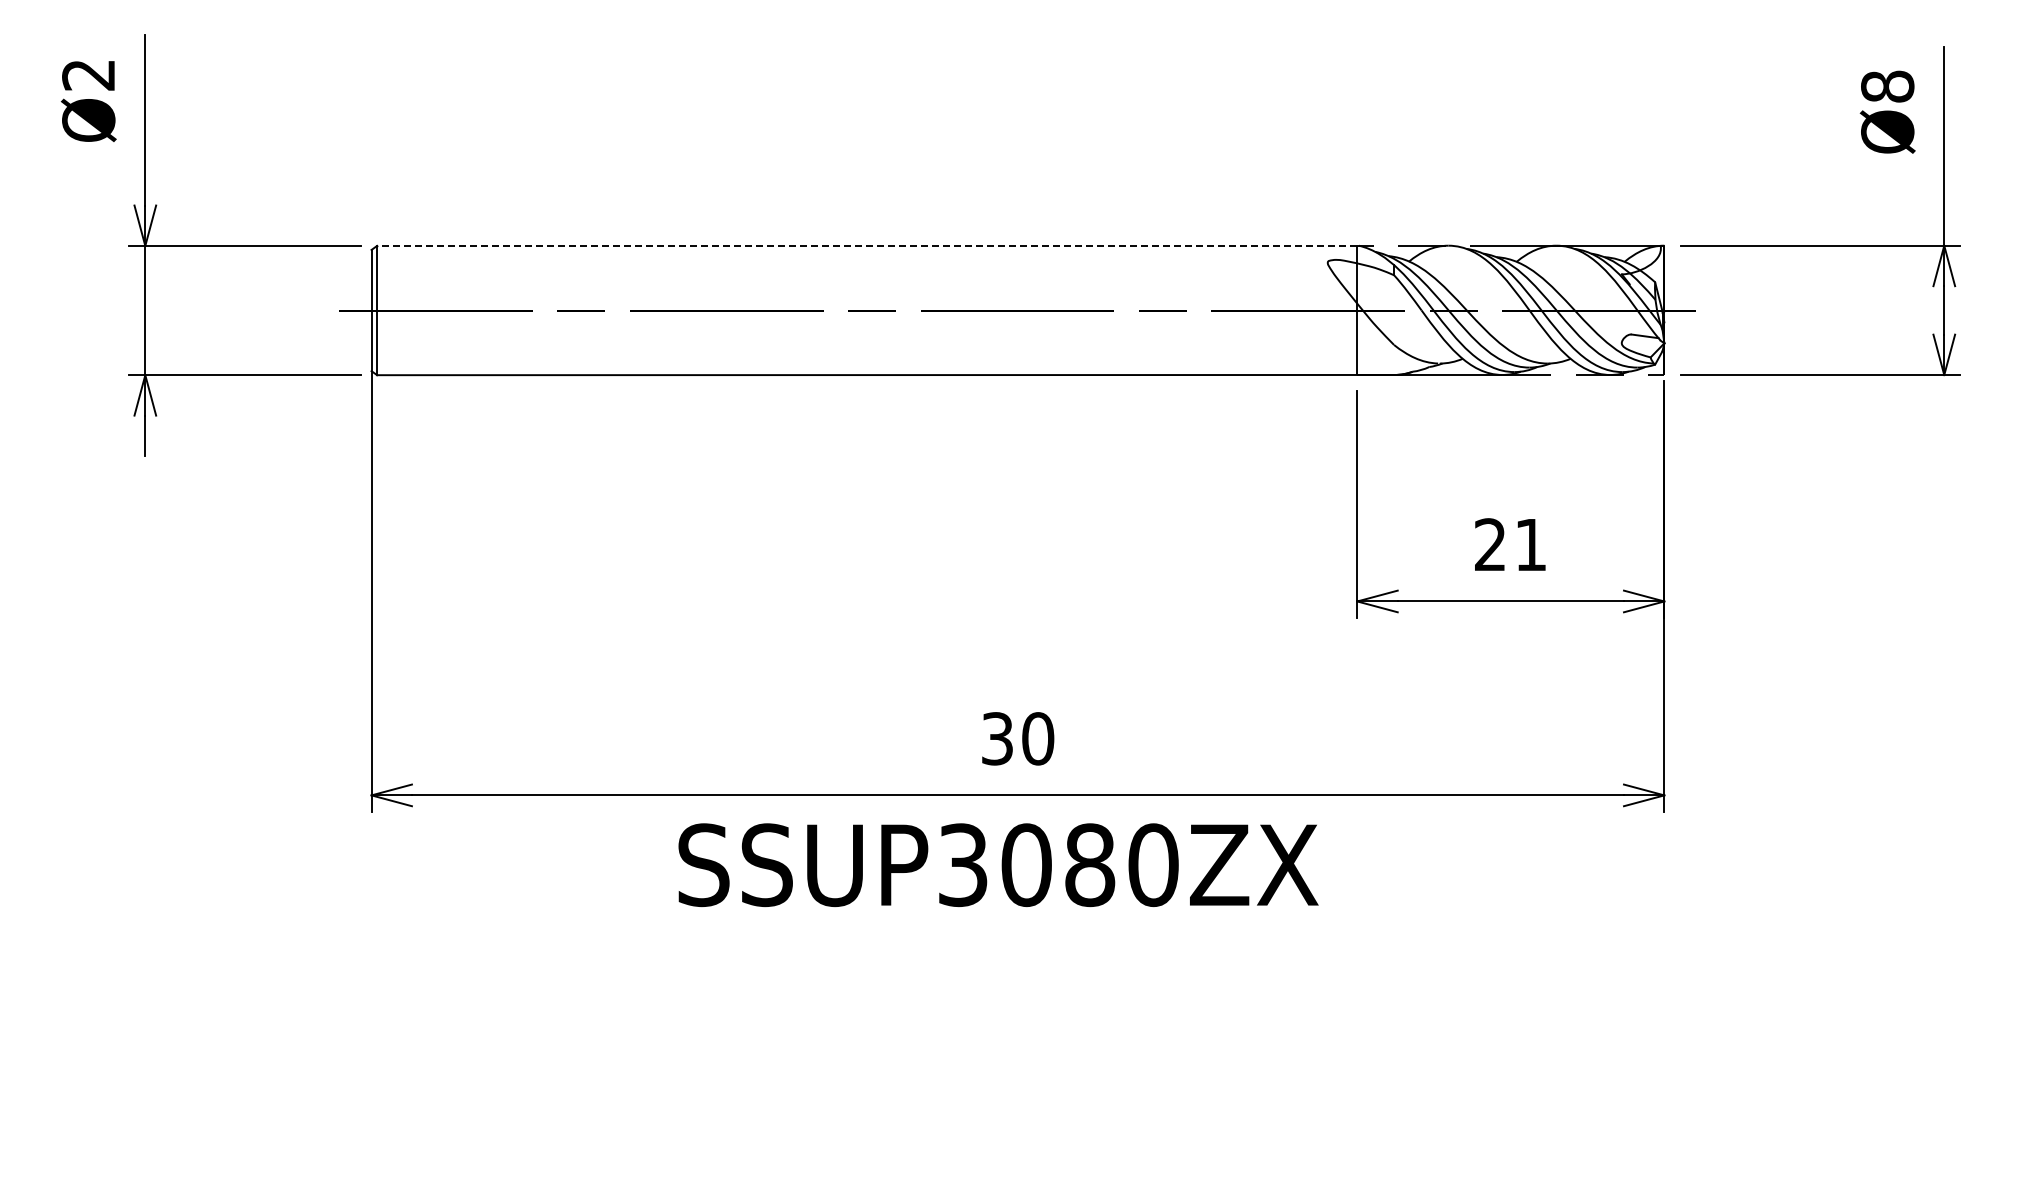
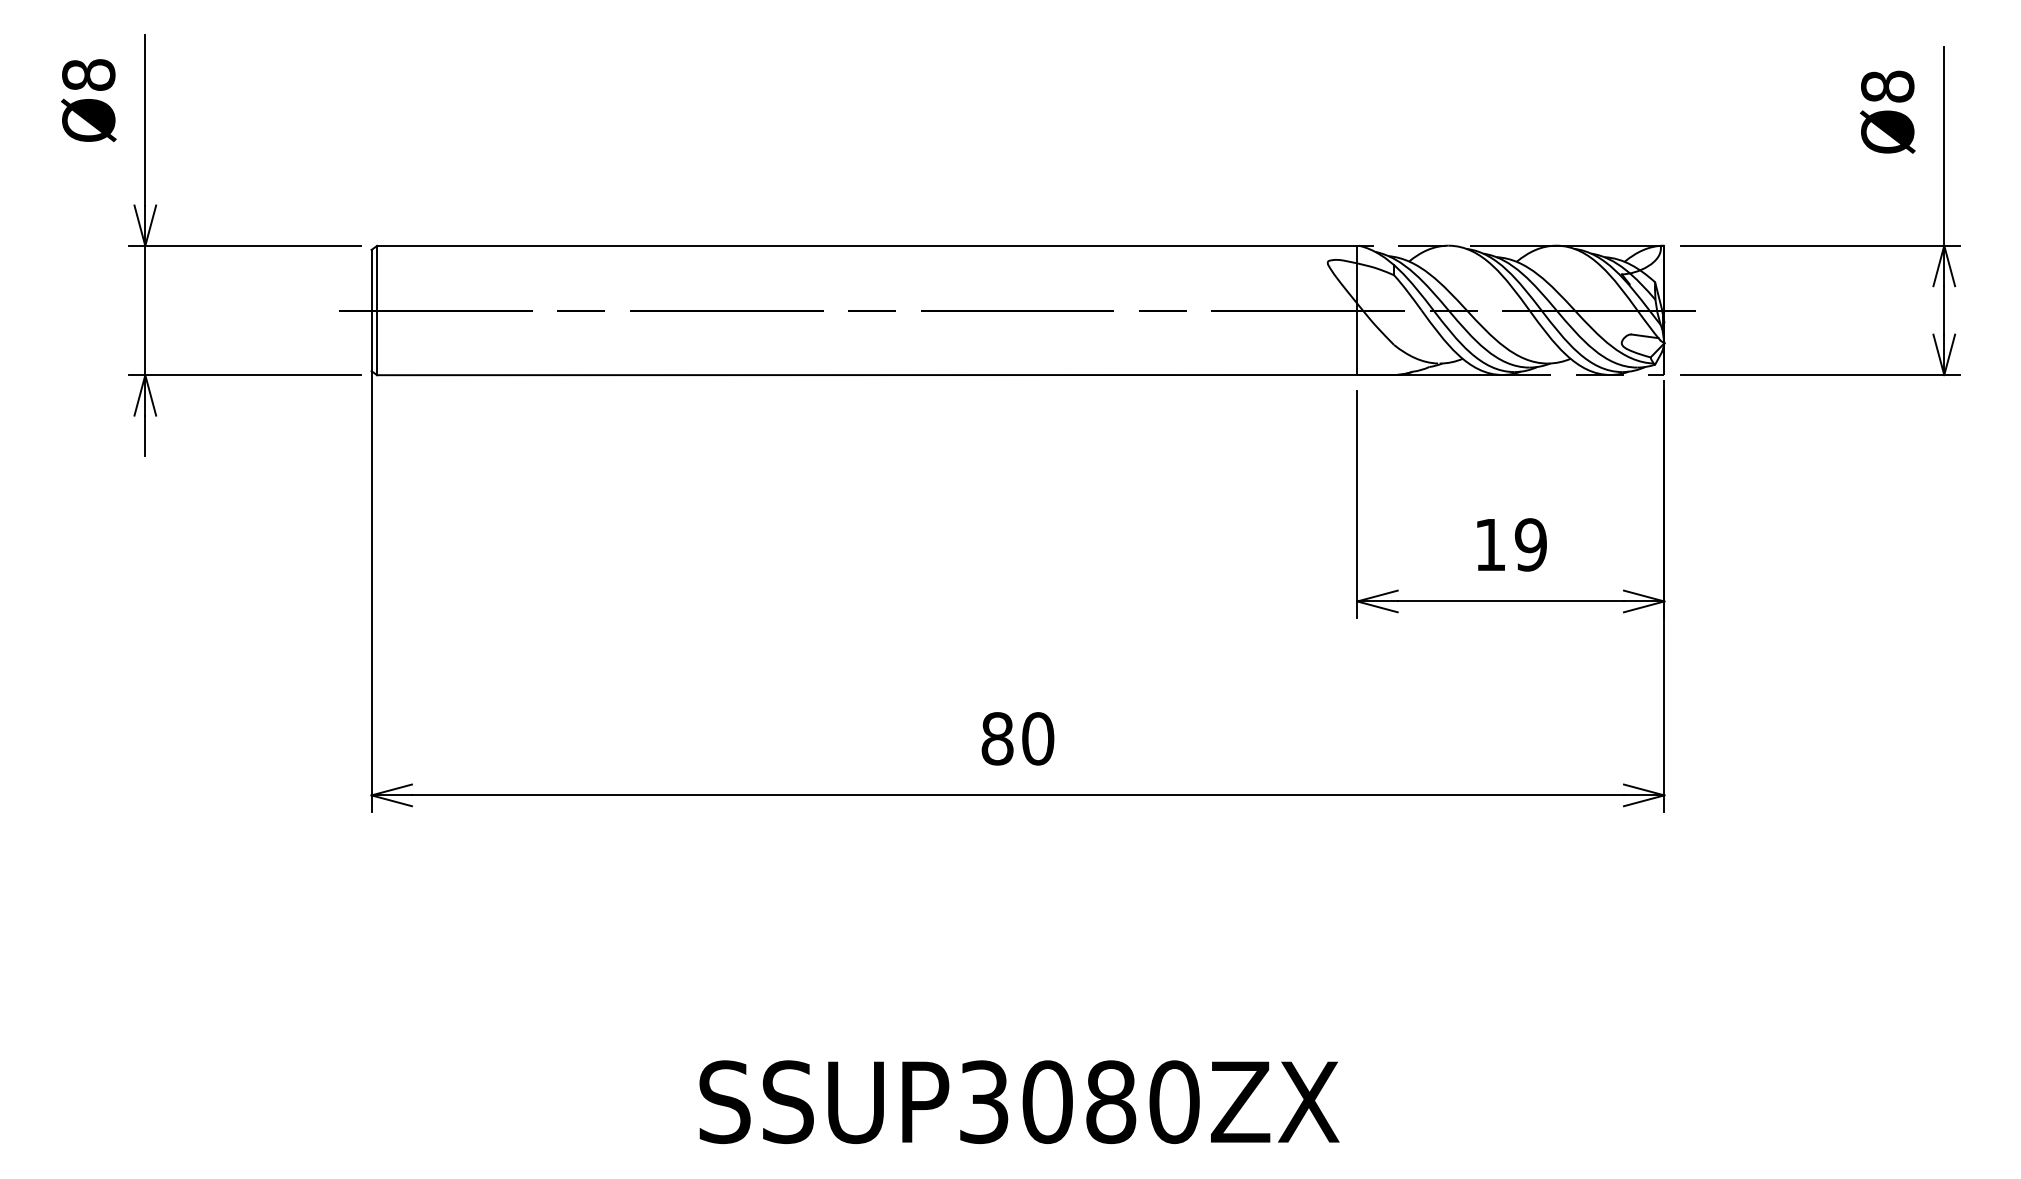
text: Ø2 -> Ø8 (88, 74)
line: dashed -> solid (866, 245)
text: 21 -> 19 (1510, 544)
text: 30 -> 80 (997, 738)
text position: (998, 865) -> (1019, 1102) (1019, 1102)
